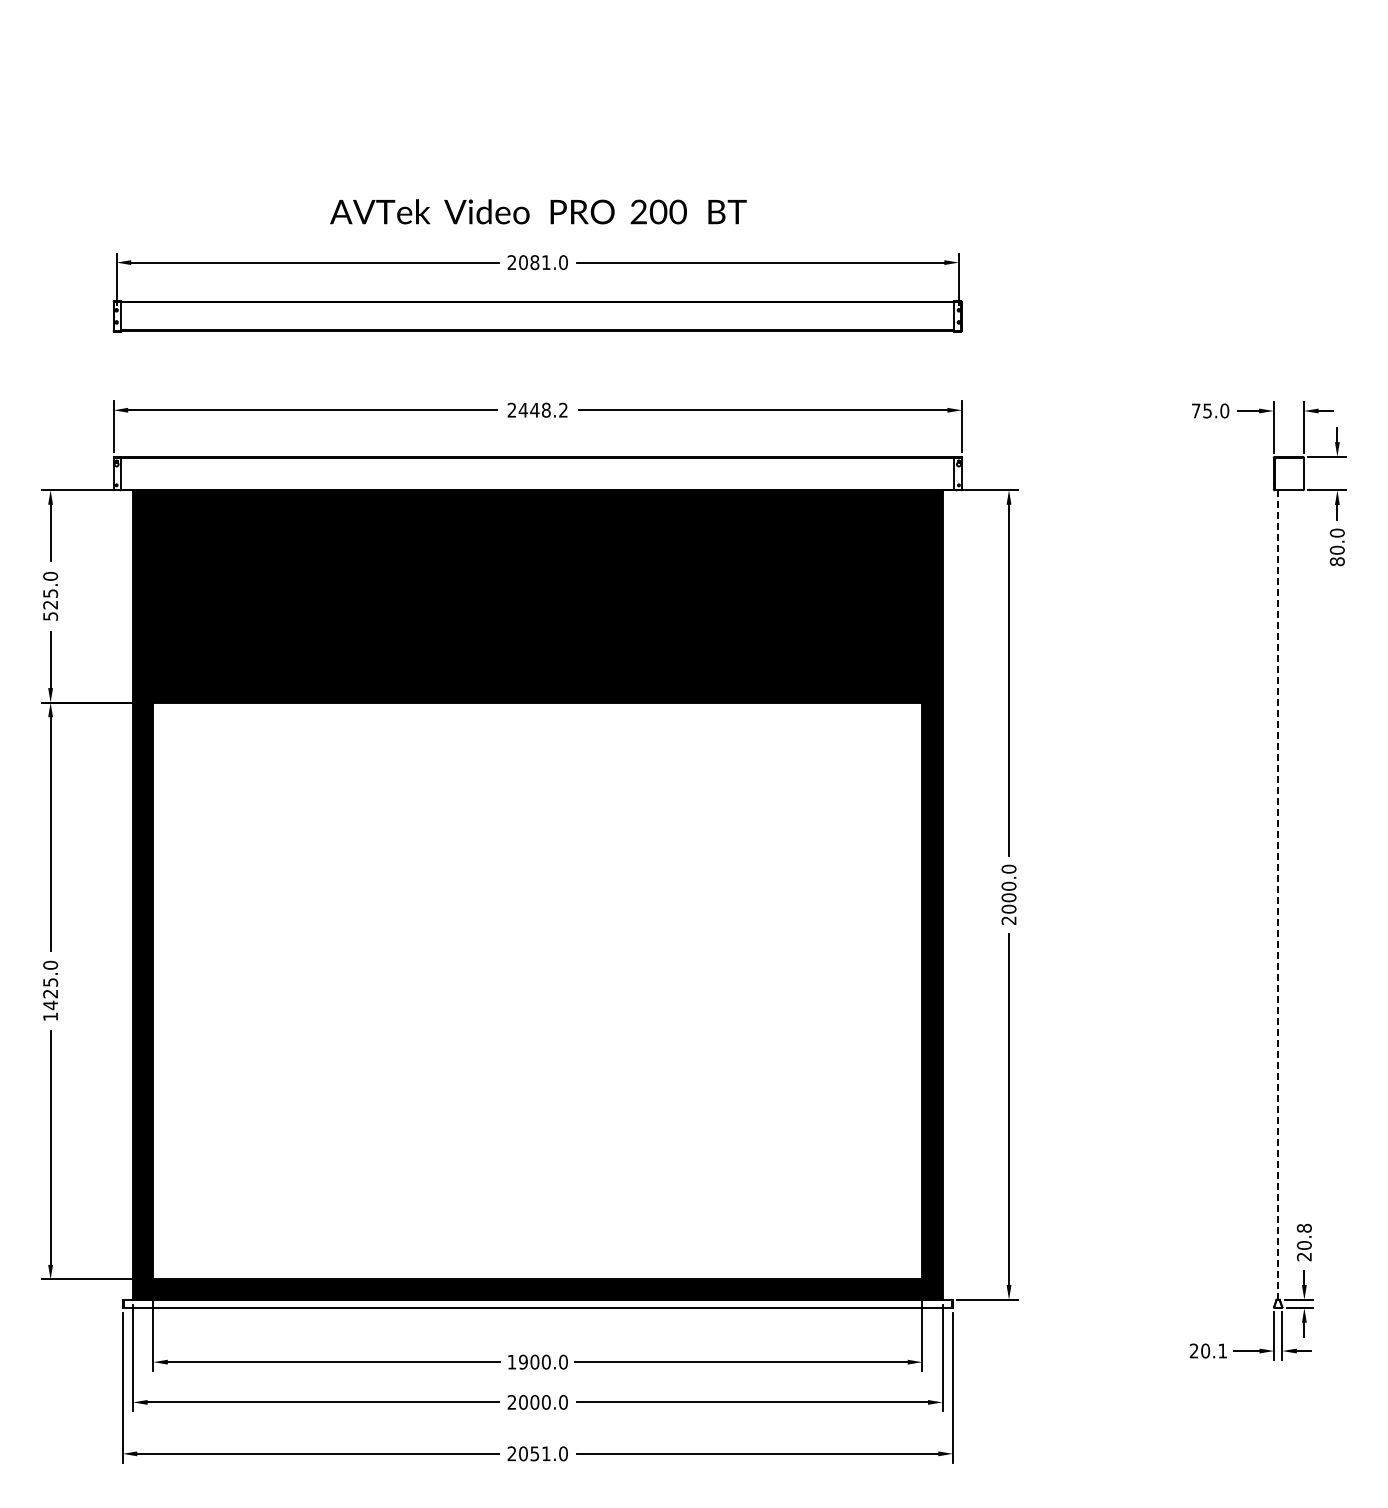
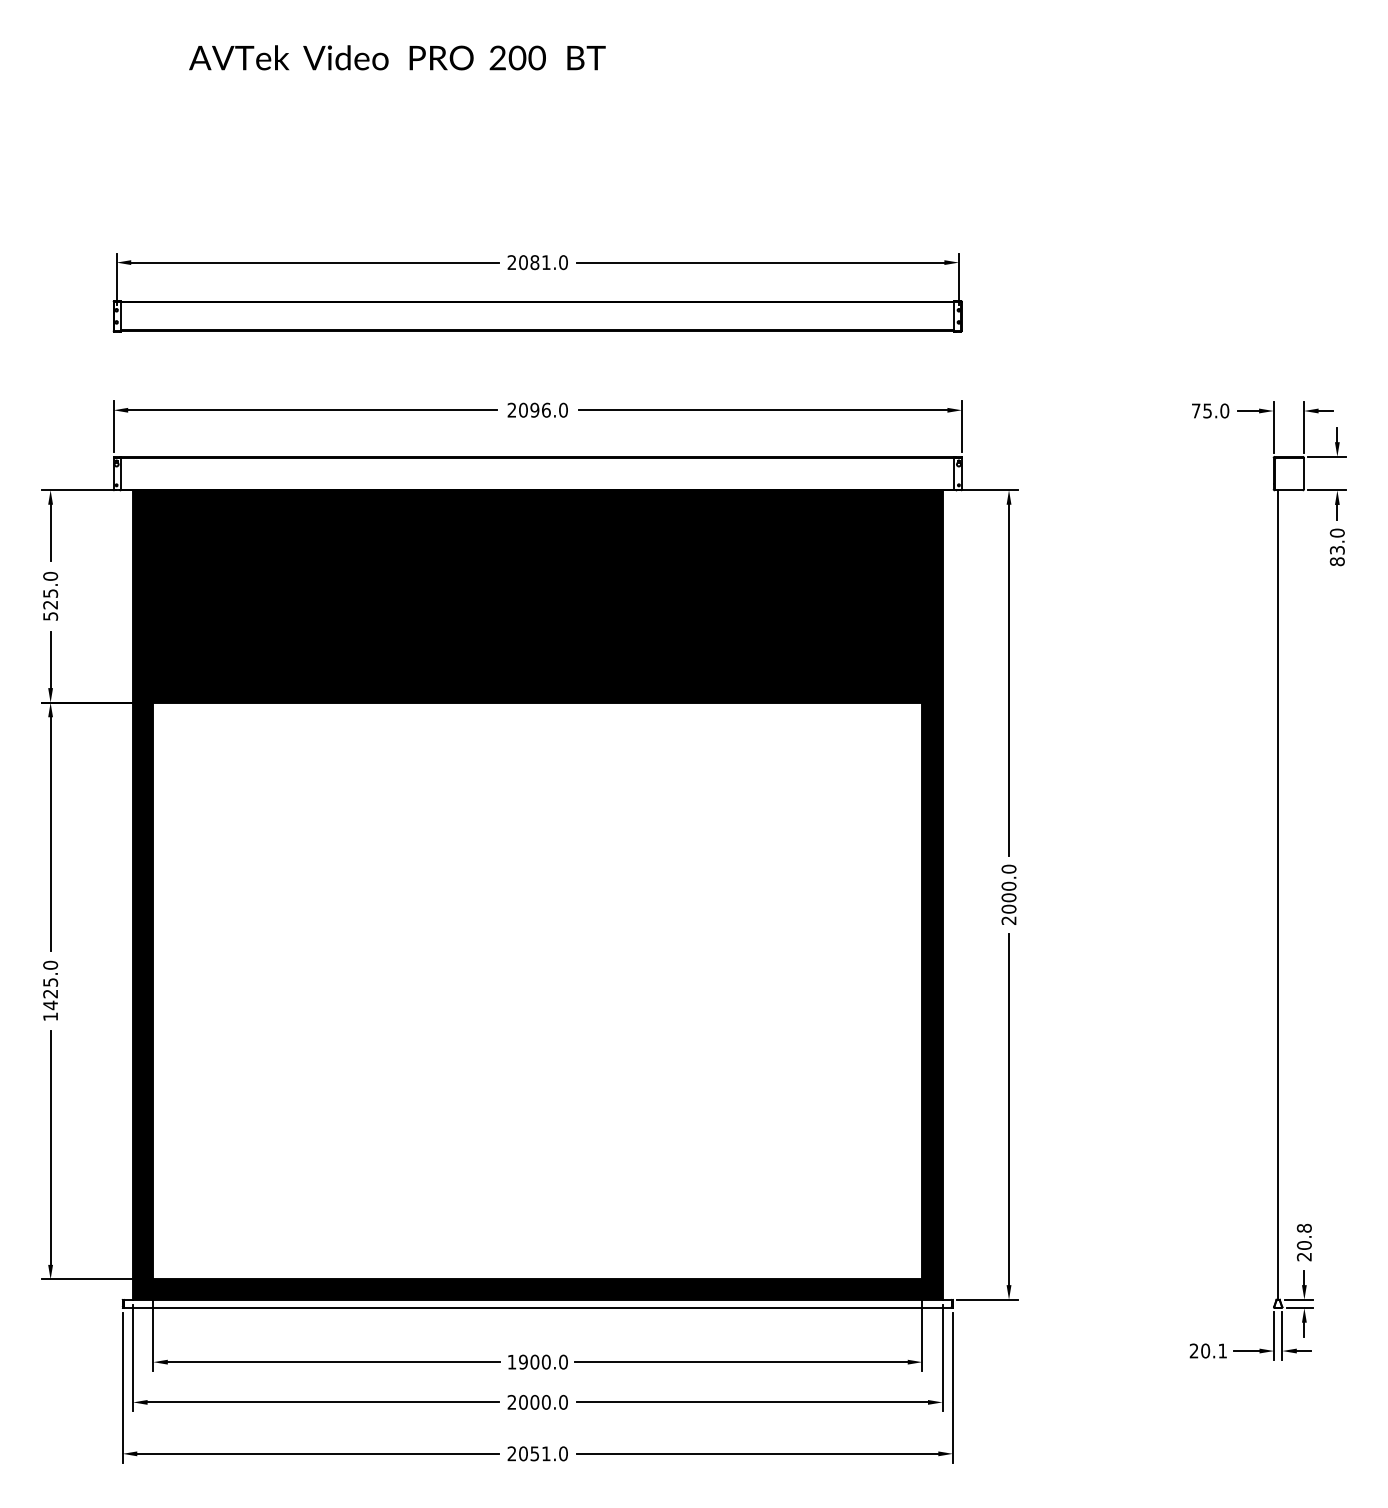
text position: (538, 211) -> (397, 57) (397, 57)
text: 2448.2 -> 2096.0 (542, 409)
text: 80.0 -> 83.0 (1337, 549)
line: dashed -> solid (1278, 895)
